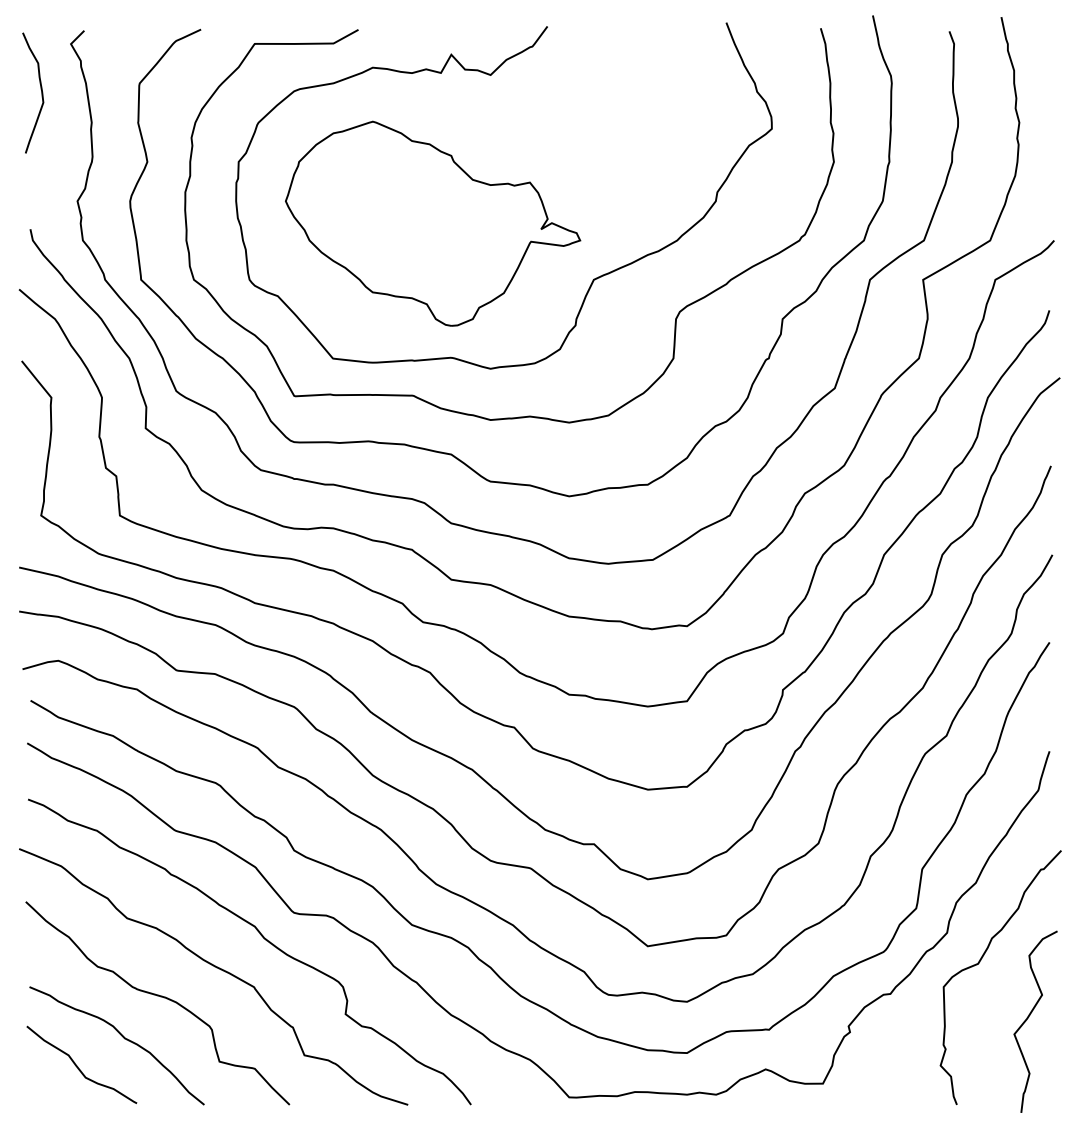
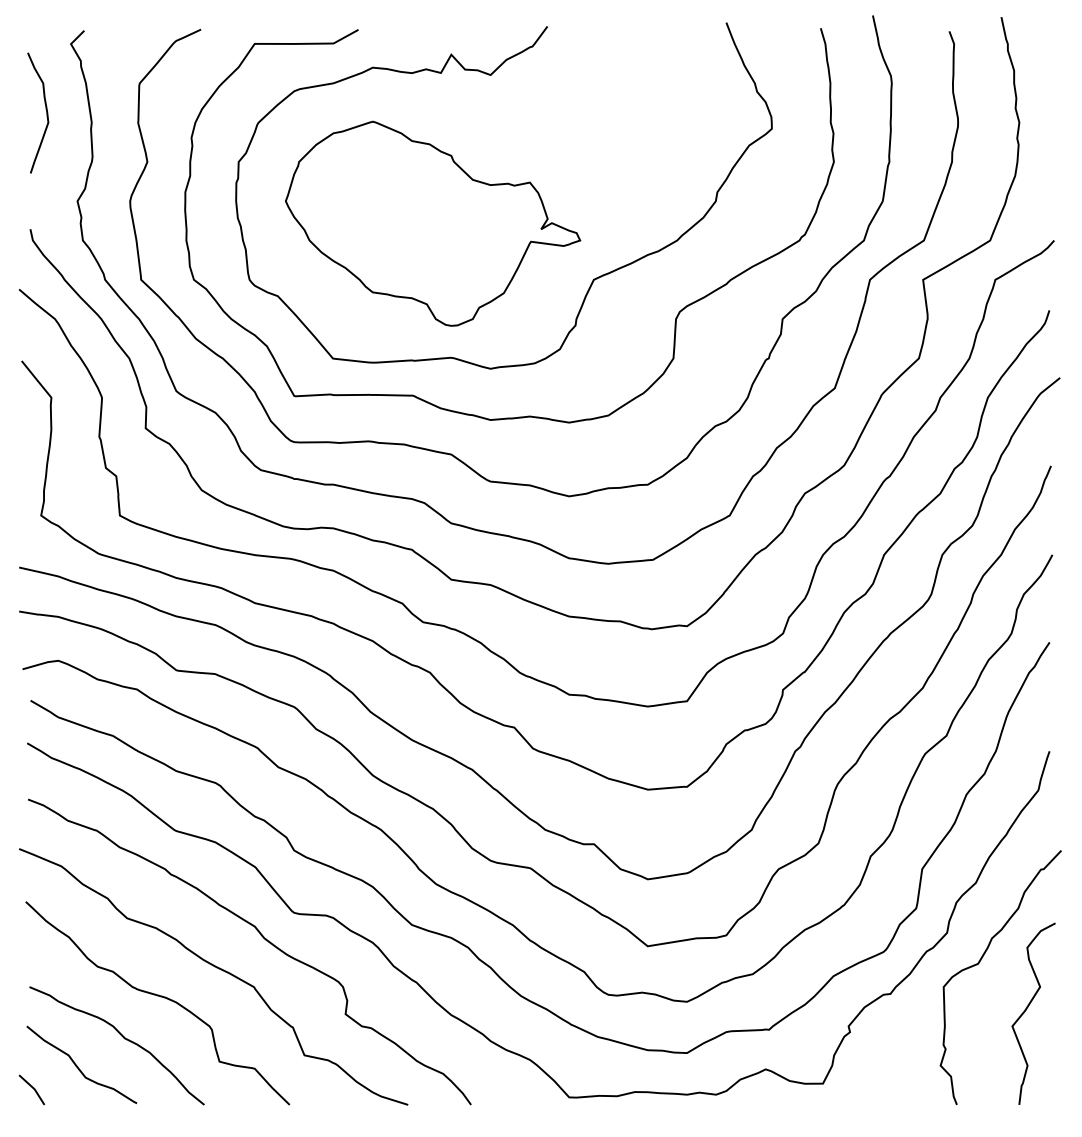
curve position: (40, 89) -> (45, 109) (45, 109)
curve position: (1029, 1017) -> (1027, 1009) (1027, 1009)
line: none -> present (32, 1088)
